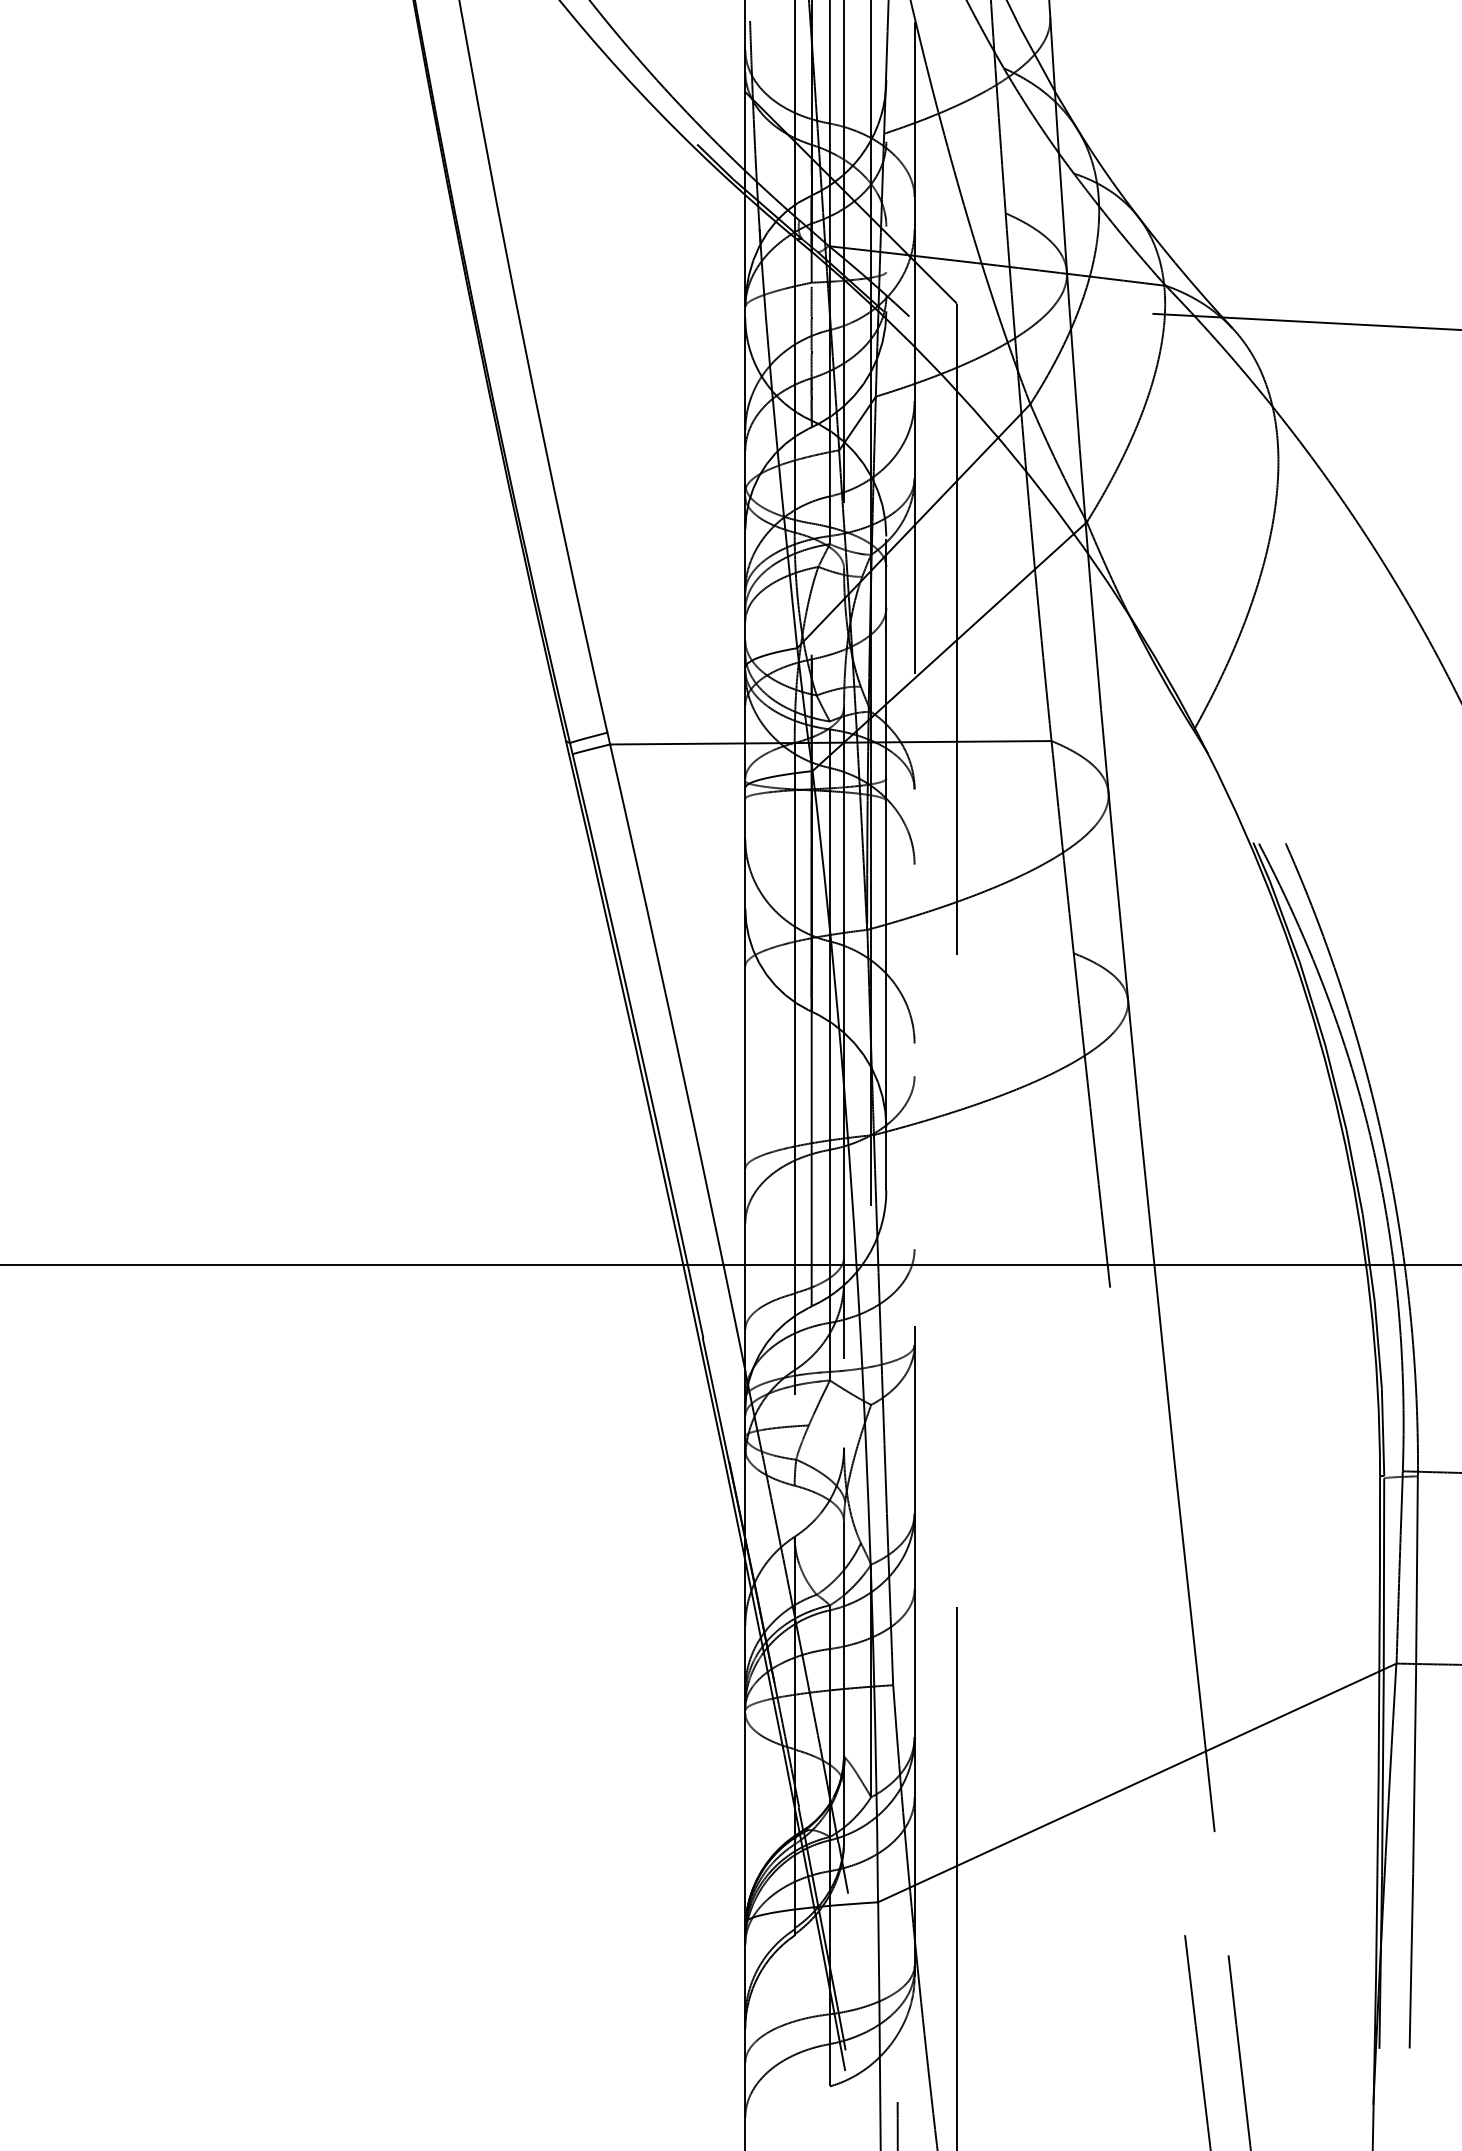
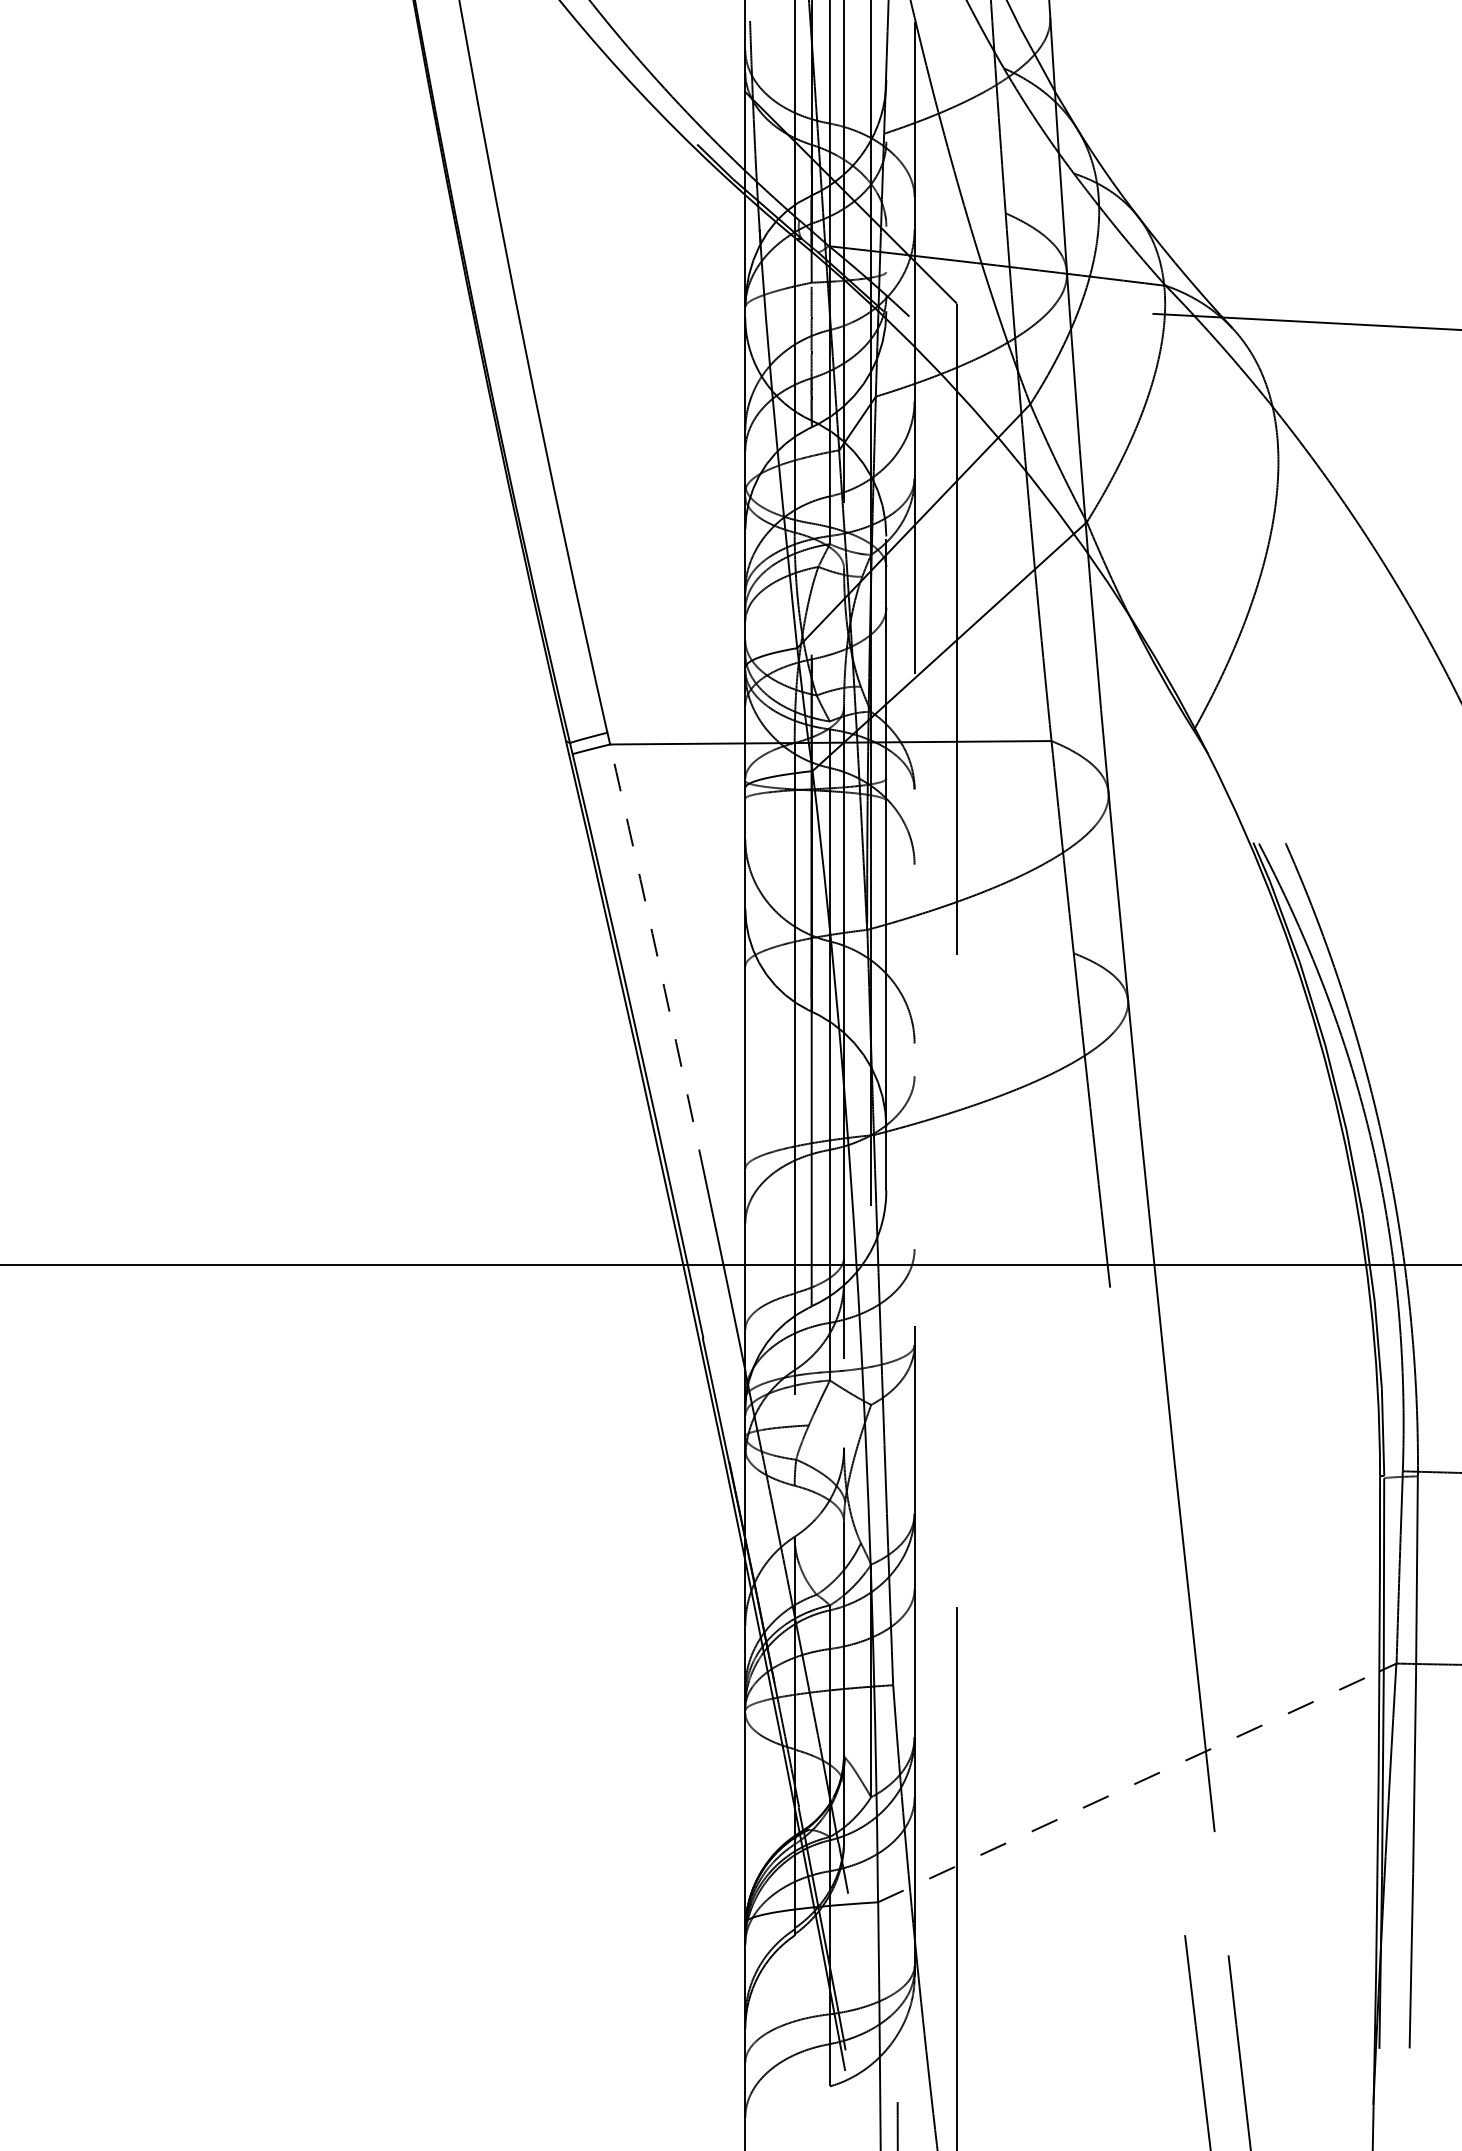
arc: solid -> dashed (658, 960)
line: solid -> dashed (1128, 1787)
